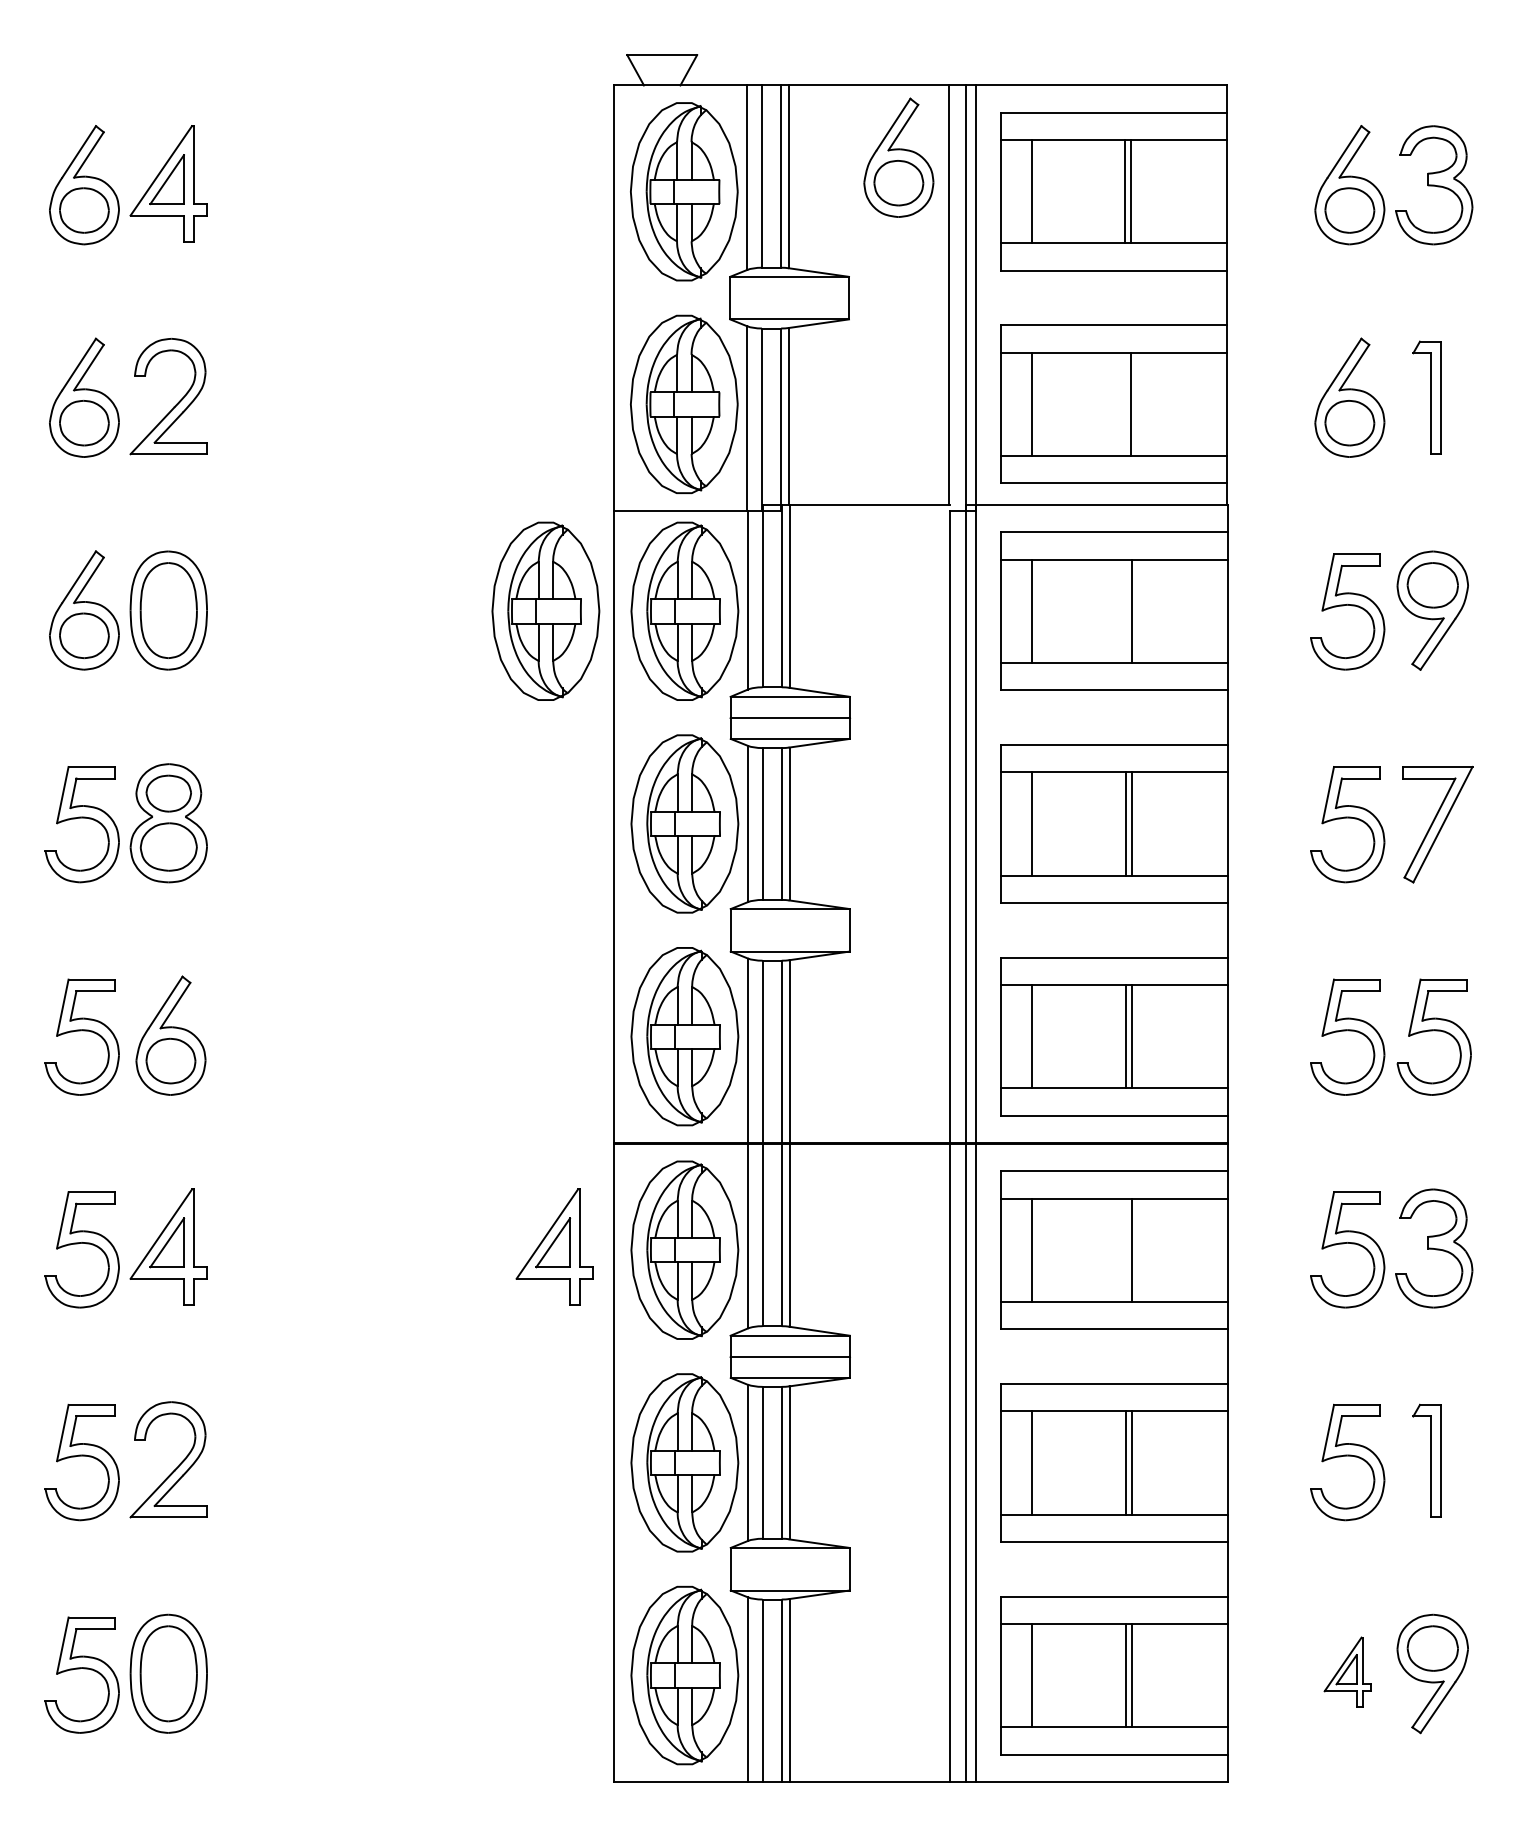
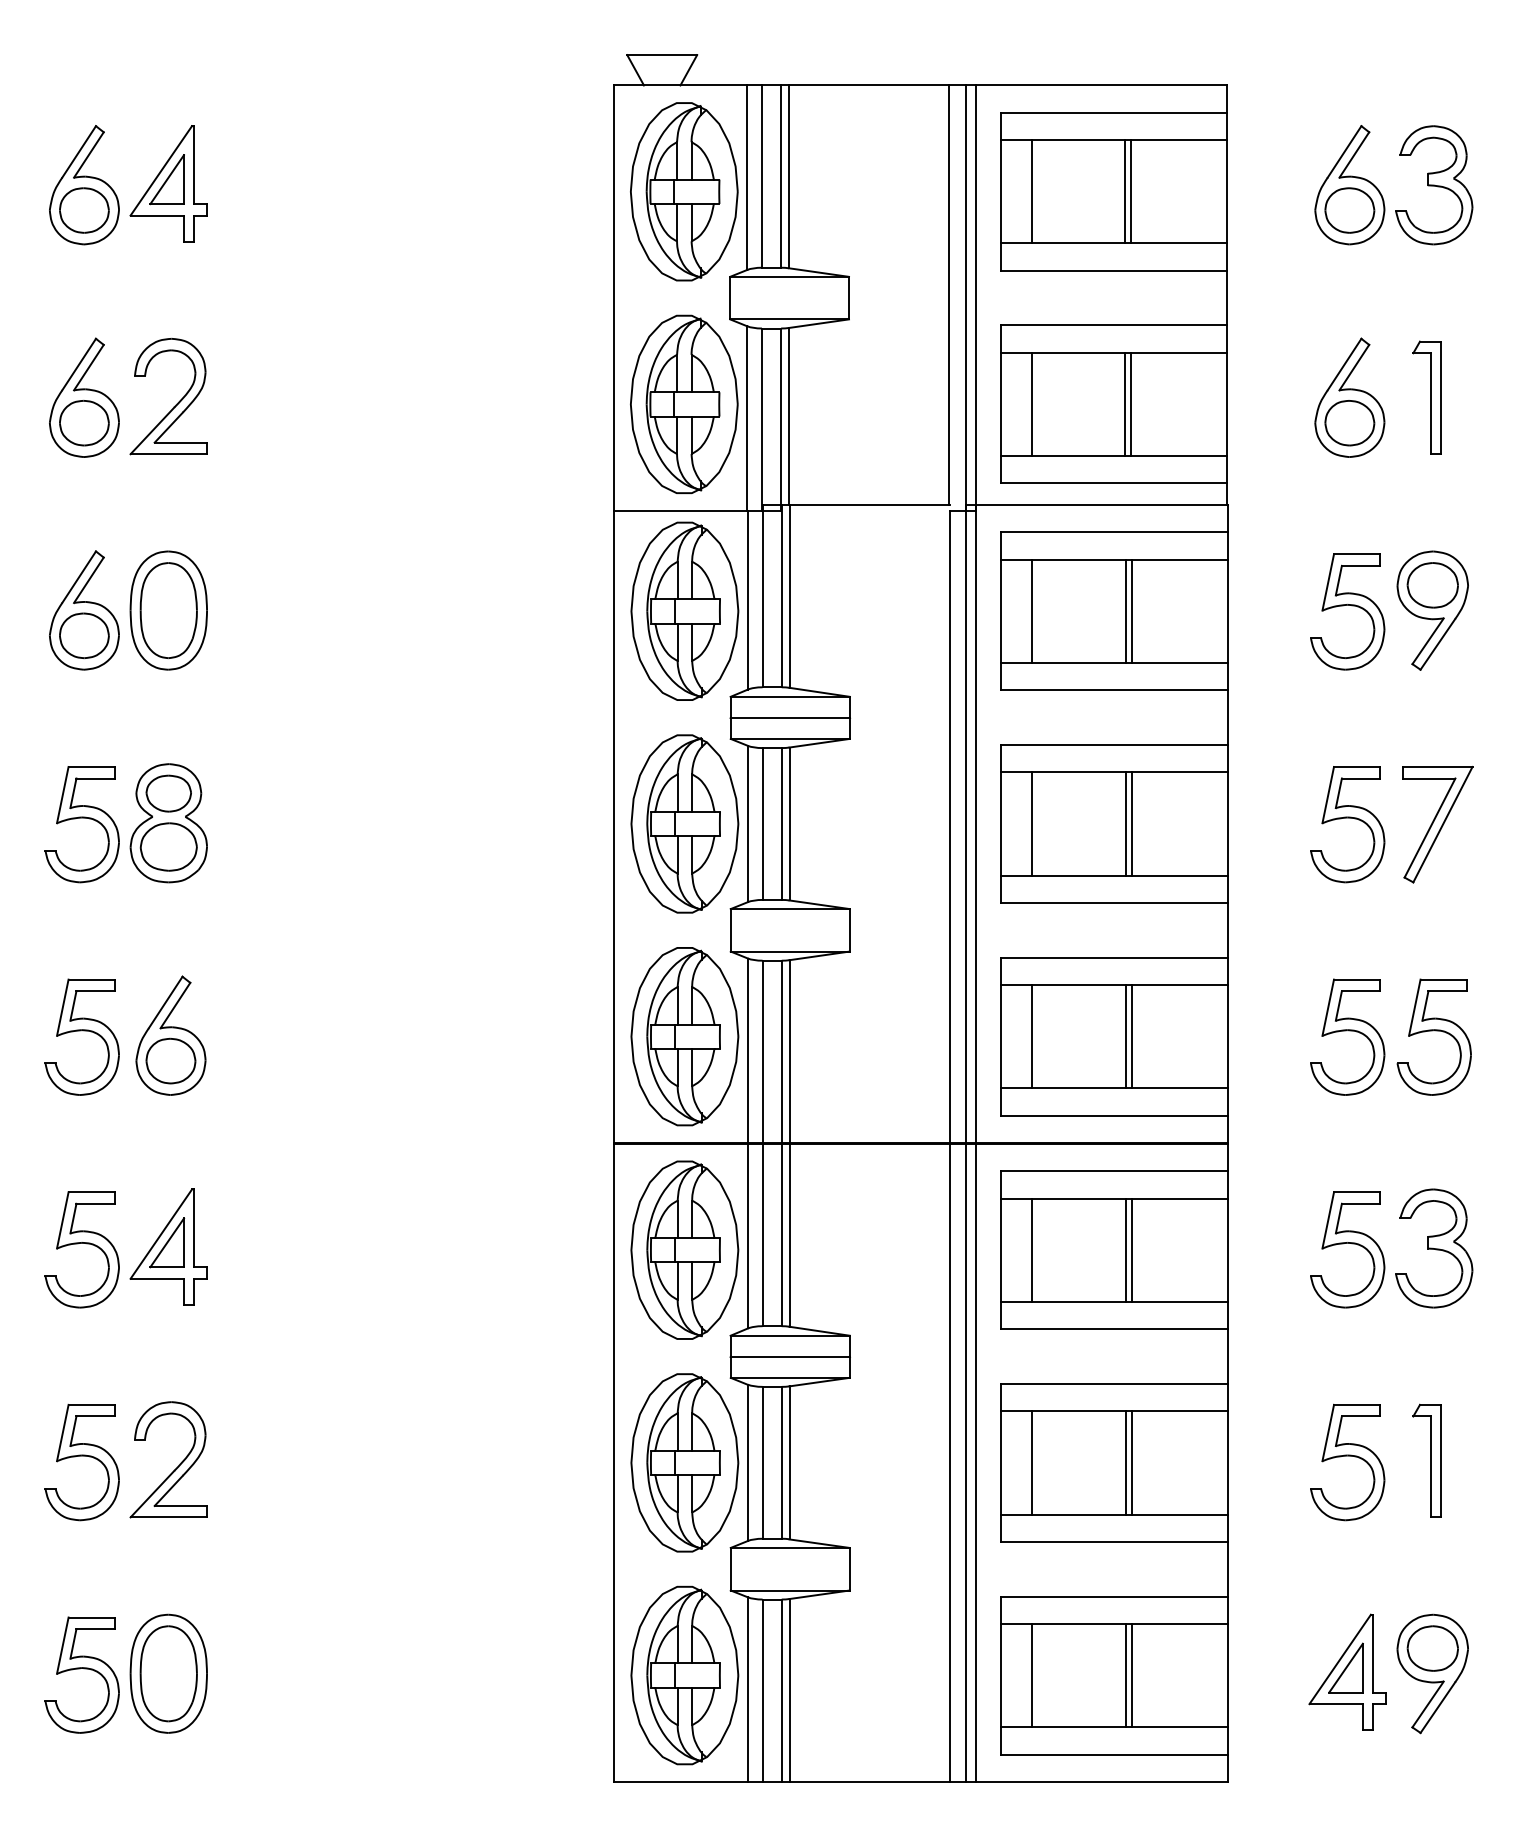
part: present -> none (898, 157)
line: none -> present (1125, 404)
part: present -> none (545, 610)
line: none -> present (1126, 610)
part: present -> none (554, 1246)
line: none -> present (1126, 1249)
part size: 49x72 px -> 79x118 px (1347, 1671)
